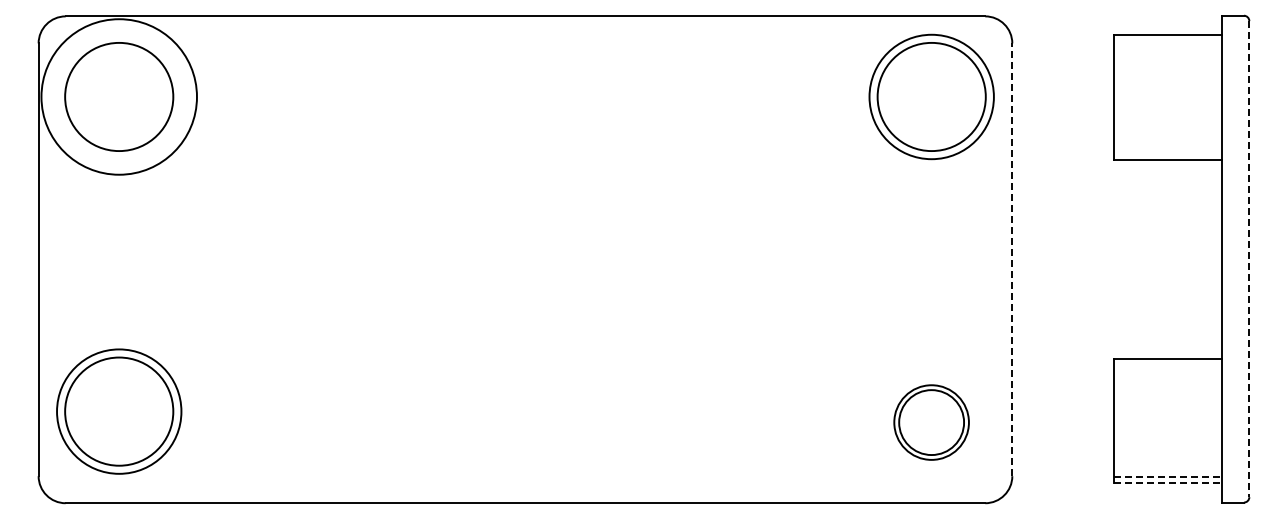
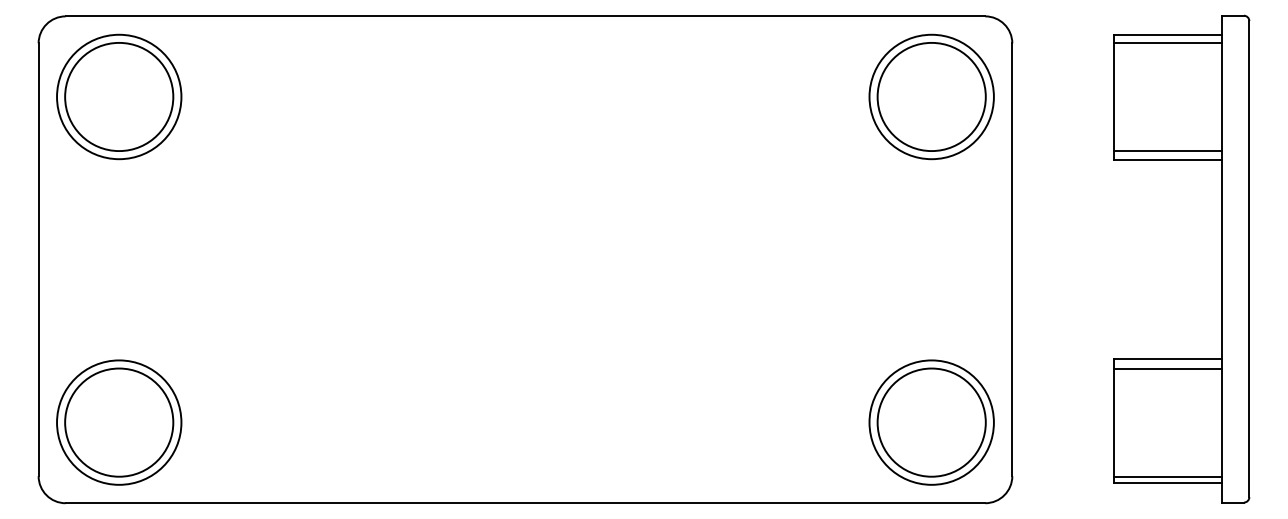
line: none -> present (1168, 42)
circle diameter: 156 px -> 124 px (119, 96)
line: none -> present (1168, 151)
line: dashed -> solid (1012, 259)
line: dashed -> solid (1249, 259)
line: none -> present (1168, 368)
part position: (119, 411) -> (119, 422) (119, 422)
part size: 77x77 px -> 127x127 px (931, 422)
line: dashed -> solid (1168, 476)
line: dashed -> solid (1168, 483)
